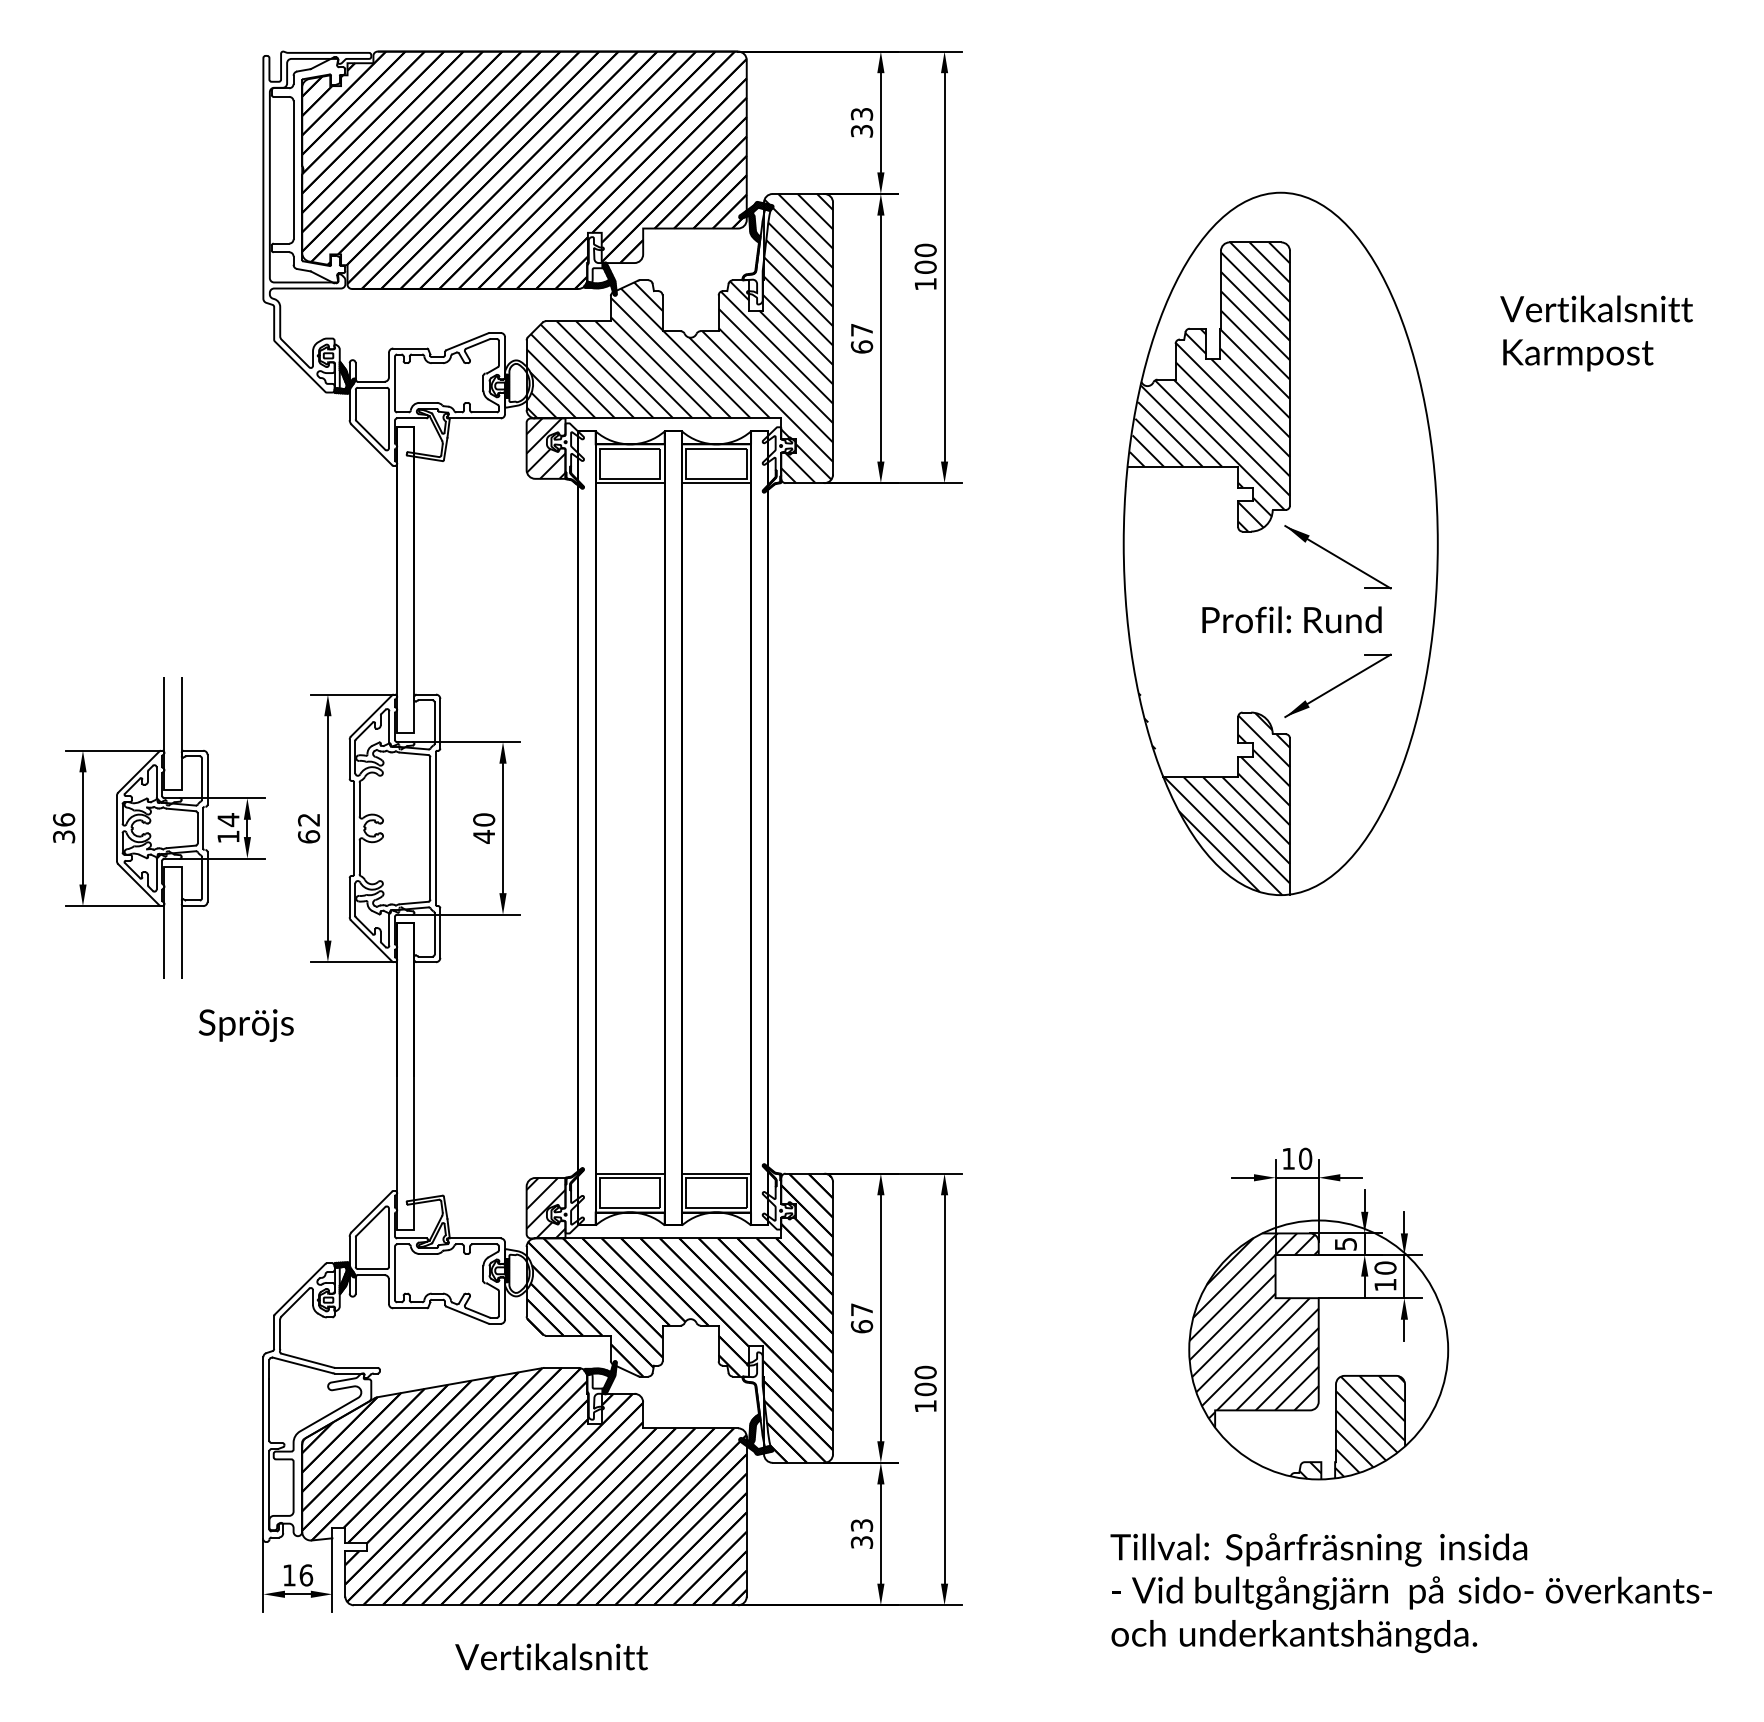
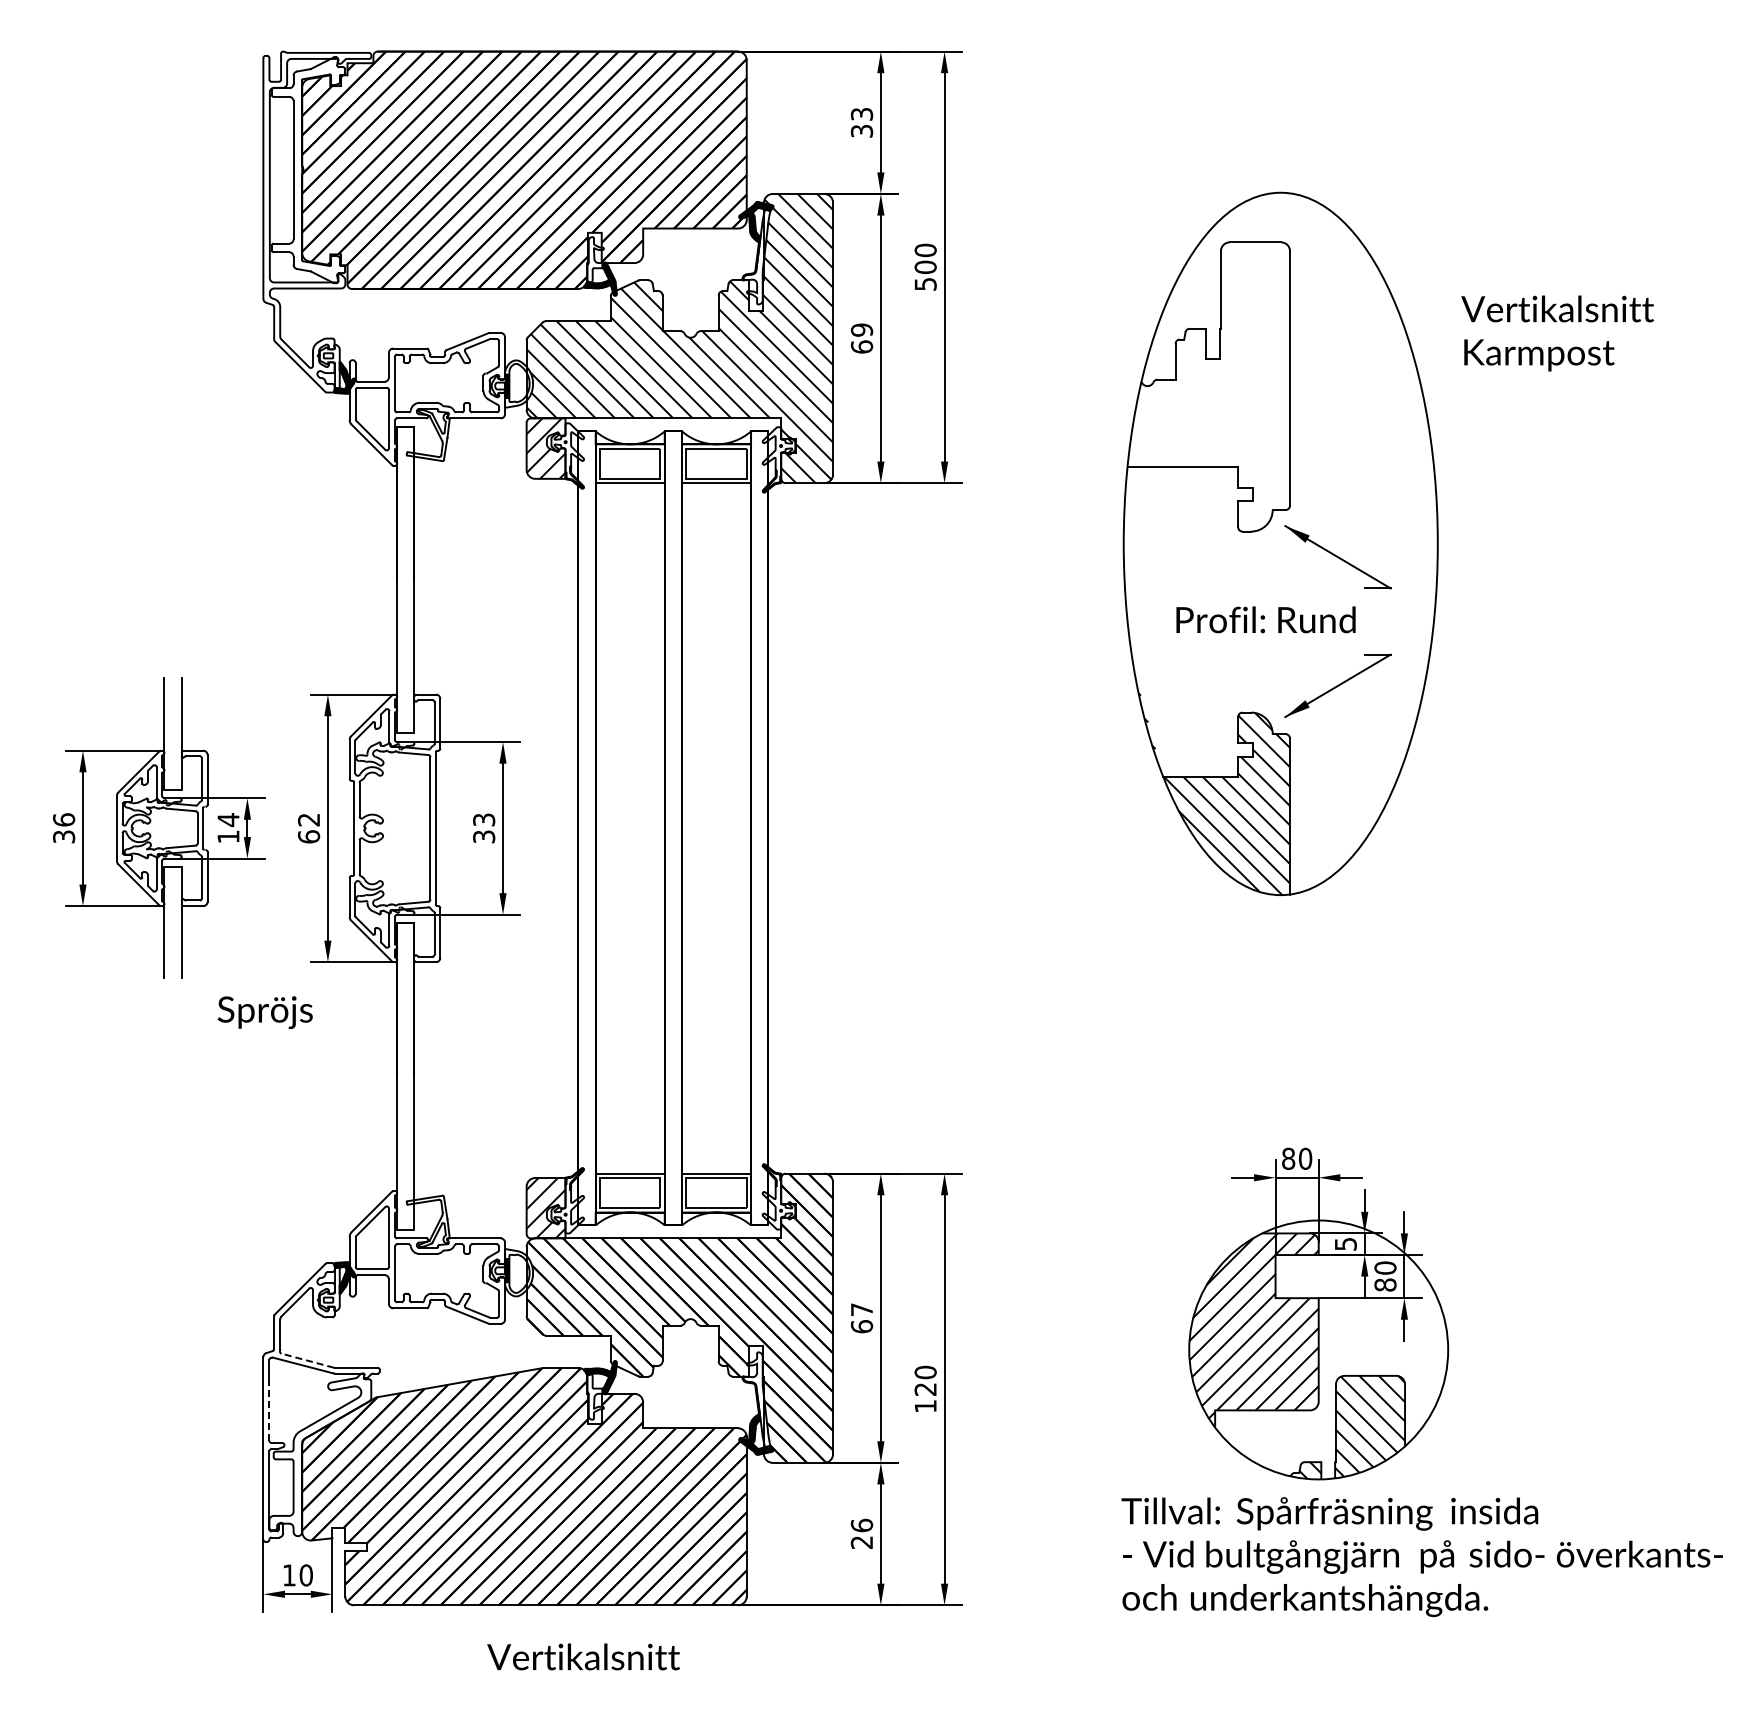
text: 100 -> 500 (925, 284)
text: 67 -> 69 (861, 329)
text position: (1596, 333) -> (1557, 333) (1557, 333)
hatch: present -> none (1206, 386)
text position: (1291, 619) -> (1265, 619) (1265, 619)
text: 40 -> 33 (484, 828)
text position: (245, 1025) -> (264, 1012) (264, 1012)
text: 10 -> 80 (1288, 1158)
text: 10 -> 80 (1385, 1284)
line: solid -> dashed (307, 1360)
text: 100 -> 120 (925, 1389)
line: solid -> dashed (269, 1410)
text: 33 -> 26 (861, 1533)
text: 16 -> 10 (306, 1575)
text position: (1410, 1593) -> (1421, 1557) (1421, 1557)
text position: (551, 1656) -> (583, 1656) (583, 1656)
